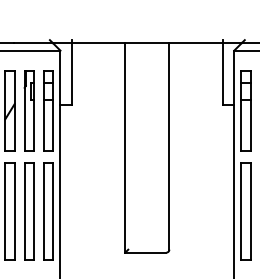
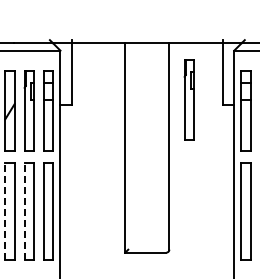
part: none -> present (188, 99)
line: solid -> dashed (5, 211)
line: solid -> dashed (24, 211)
